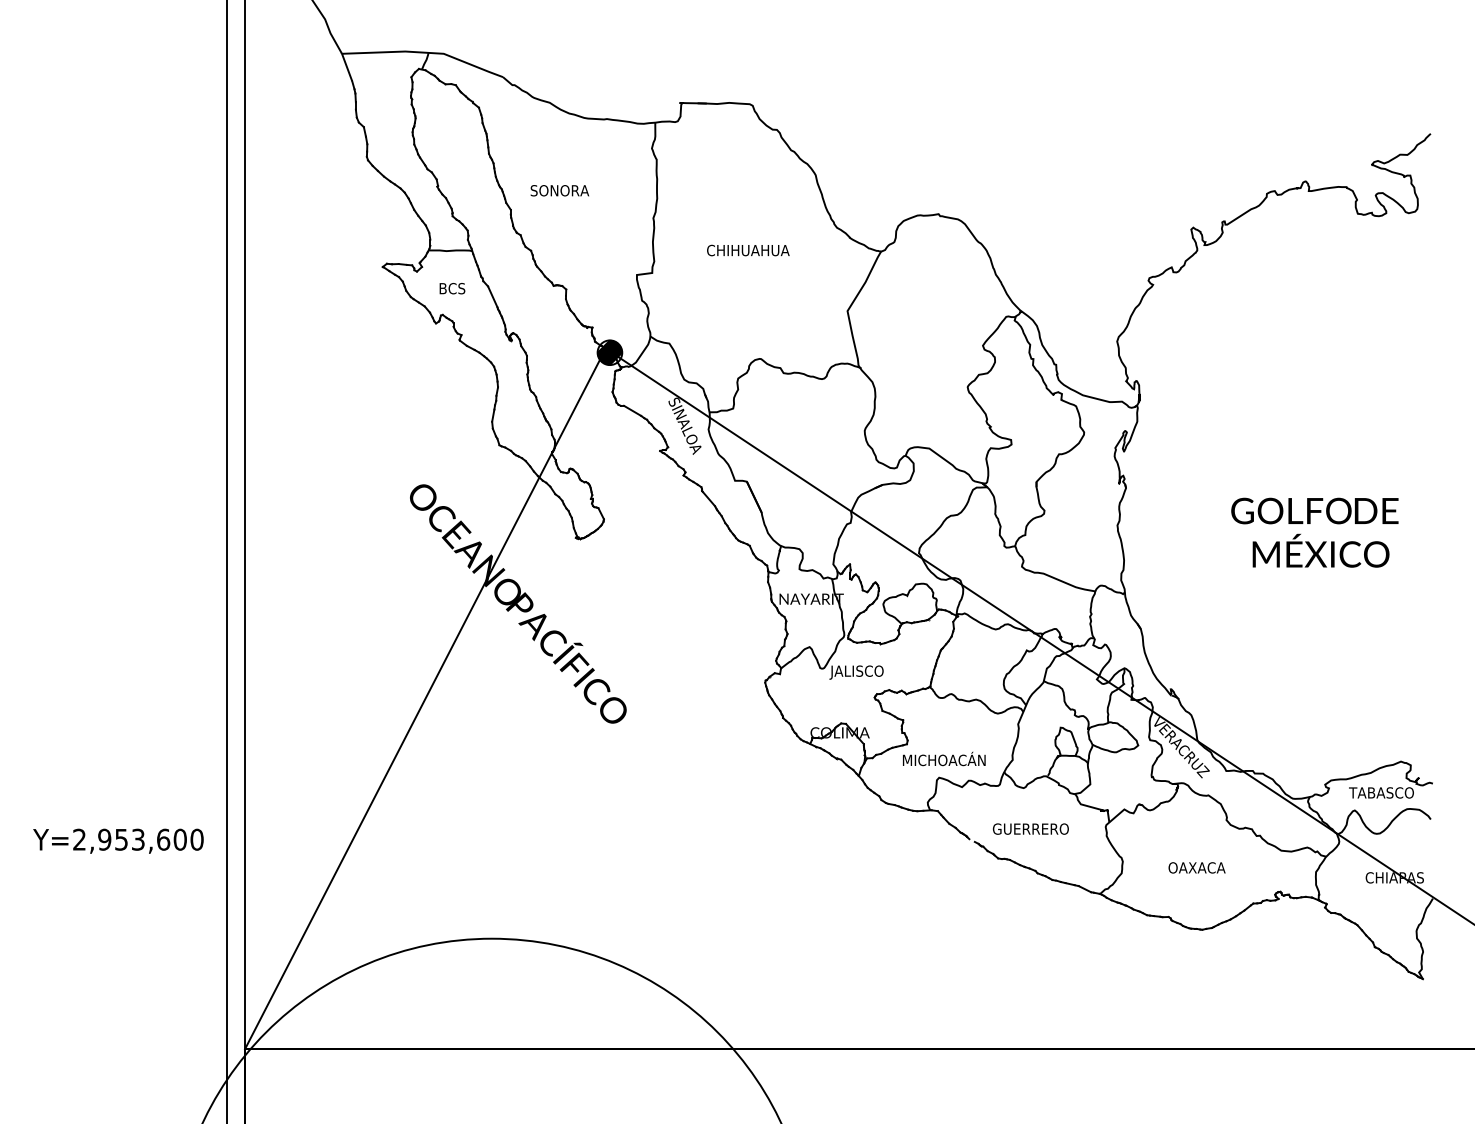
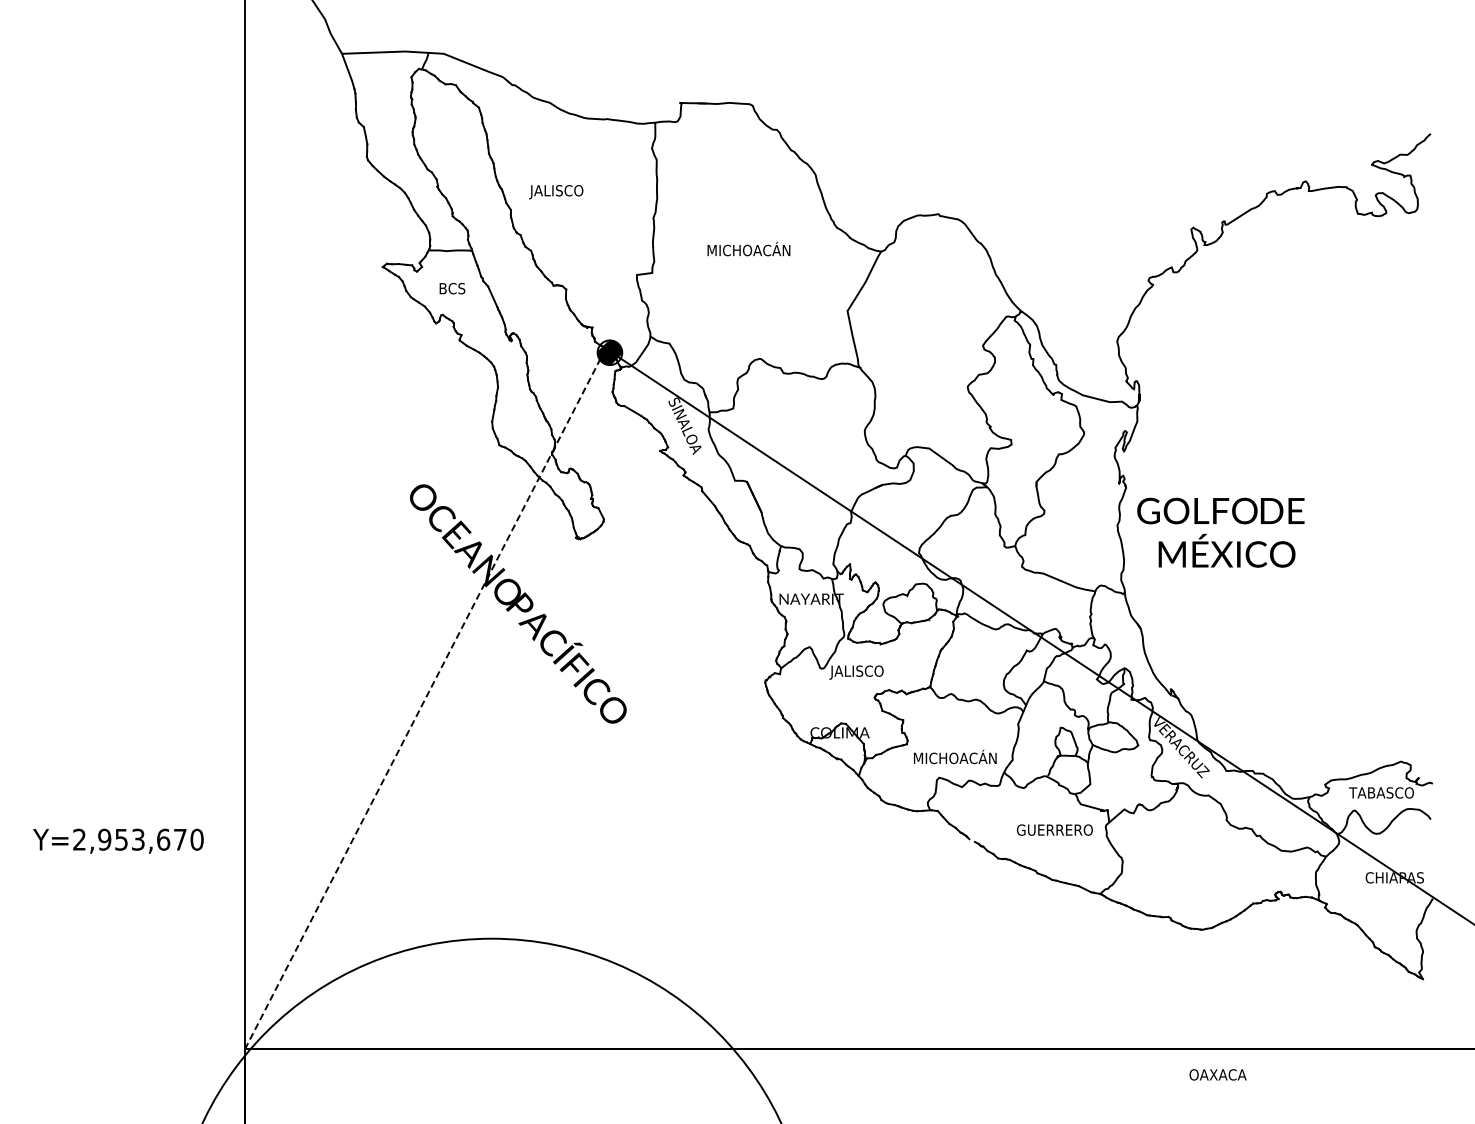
text: SONORA -> JALISCO (559, 192)
text: CHIHUAHUA -> MICHOACÁN (748, 249)
text position: (1314, 532) -> (1220, 532) (1220, 532)
line: present -> none (227, 561)
line: solid -> dashed (425, 698)
text position: (944, 758) -> (955, 756) (955, 756)
text position: (1030, 828) -> (1054, 829) (1054, 829)
text: Y=2,953,600 -> Y=2,953,670 (179, 839)
text position: (1196, 867) -> (1217, 1074) (1217, 1074)
